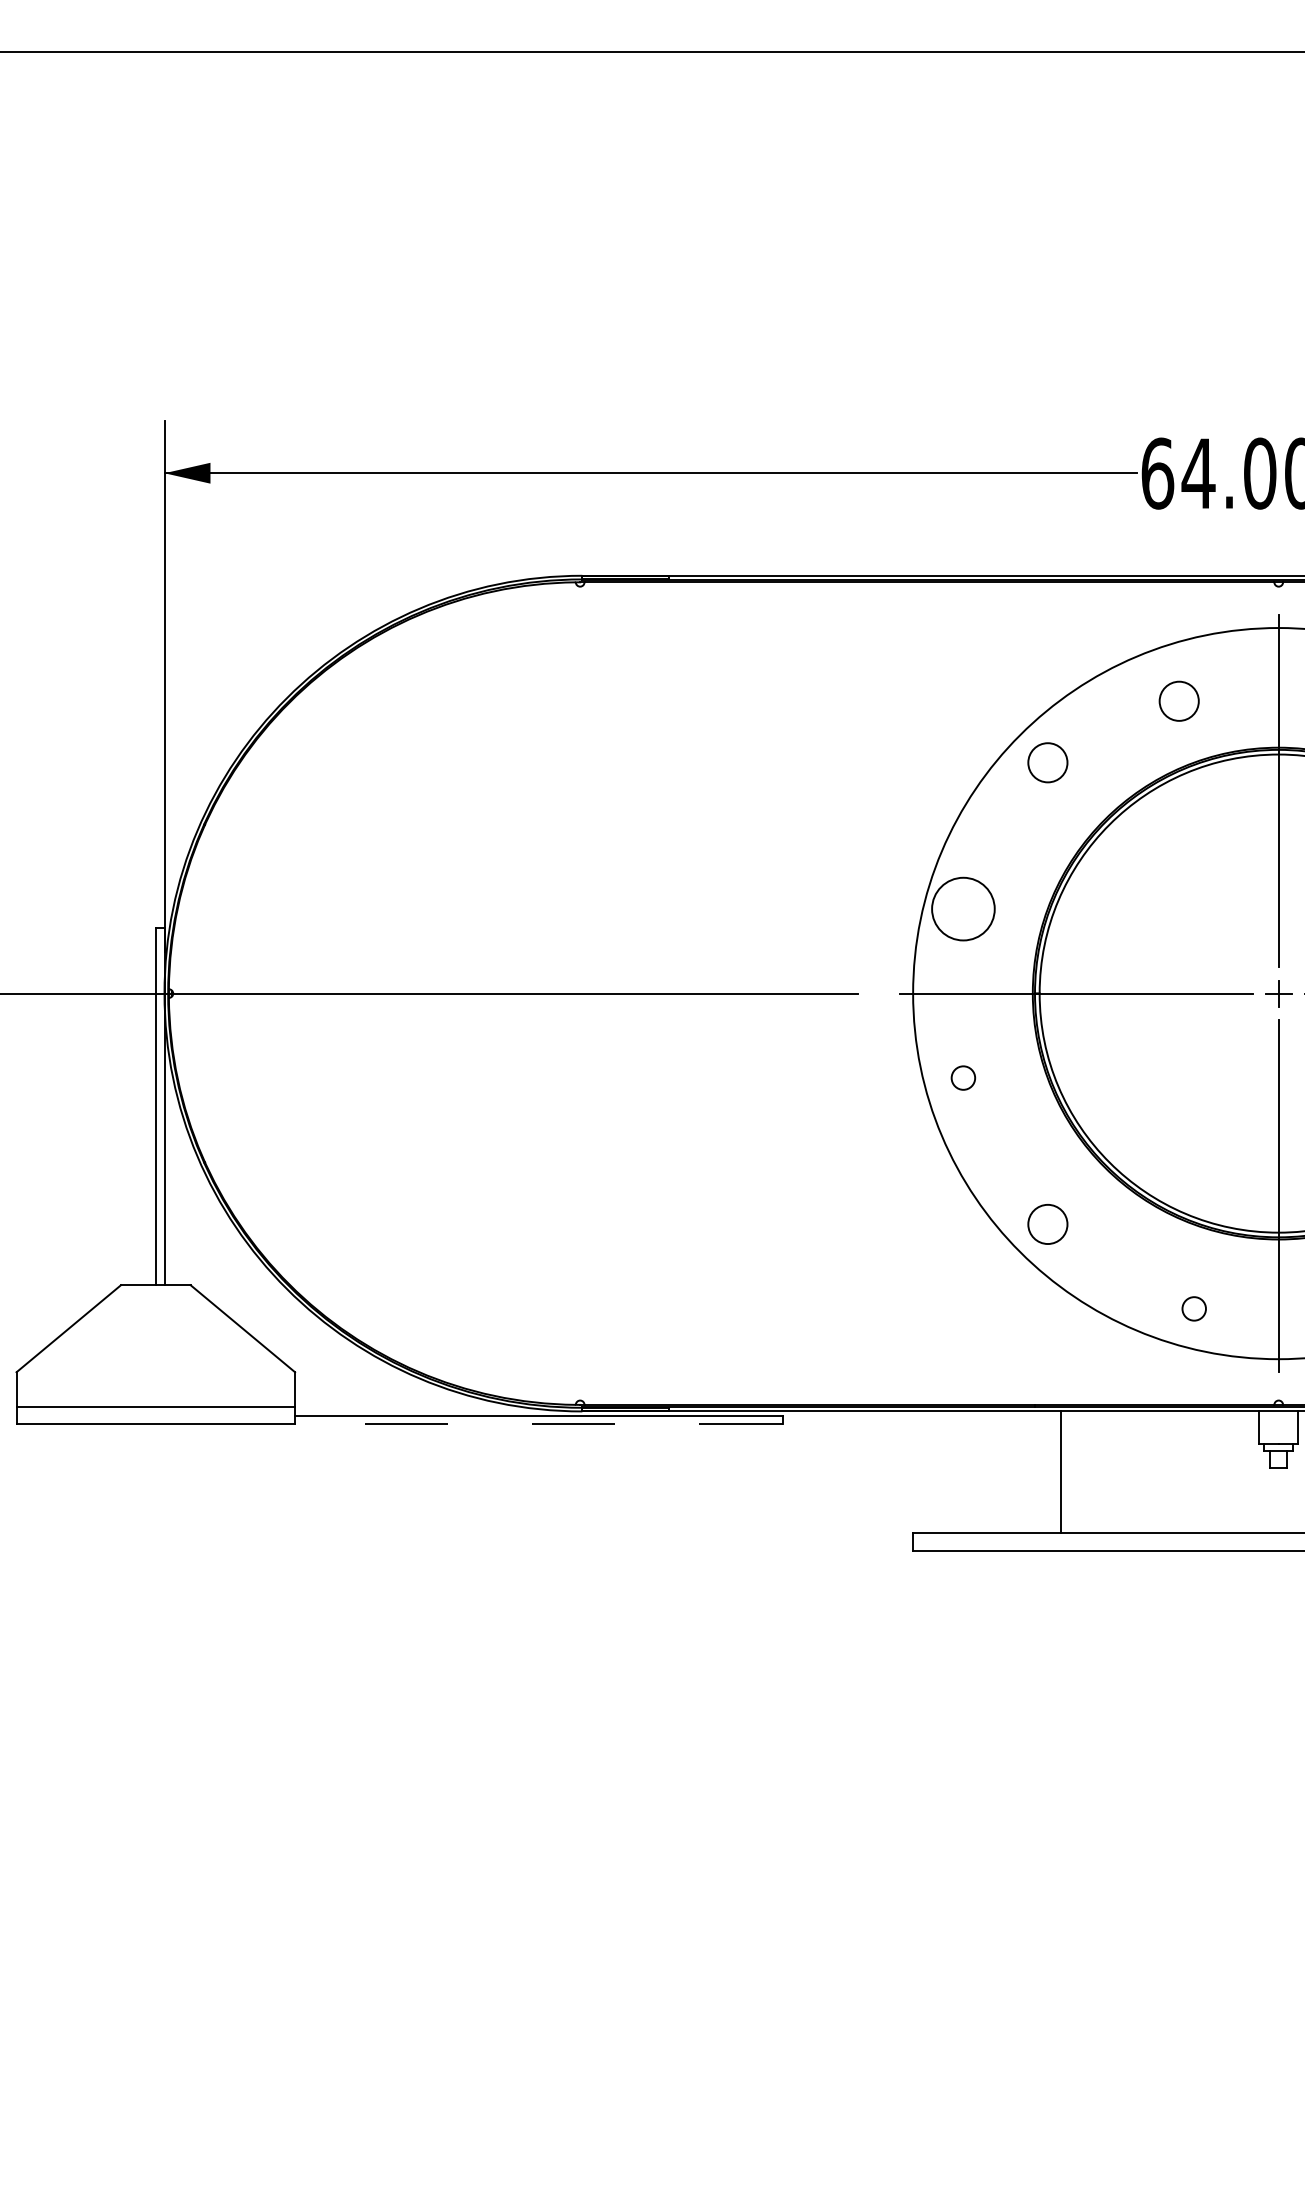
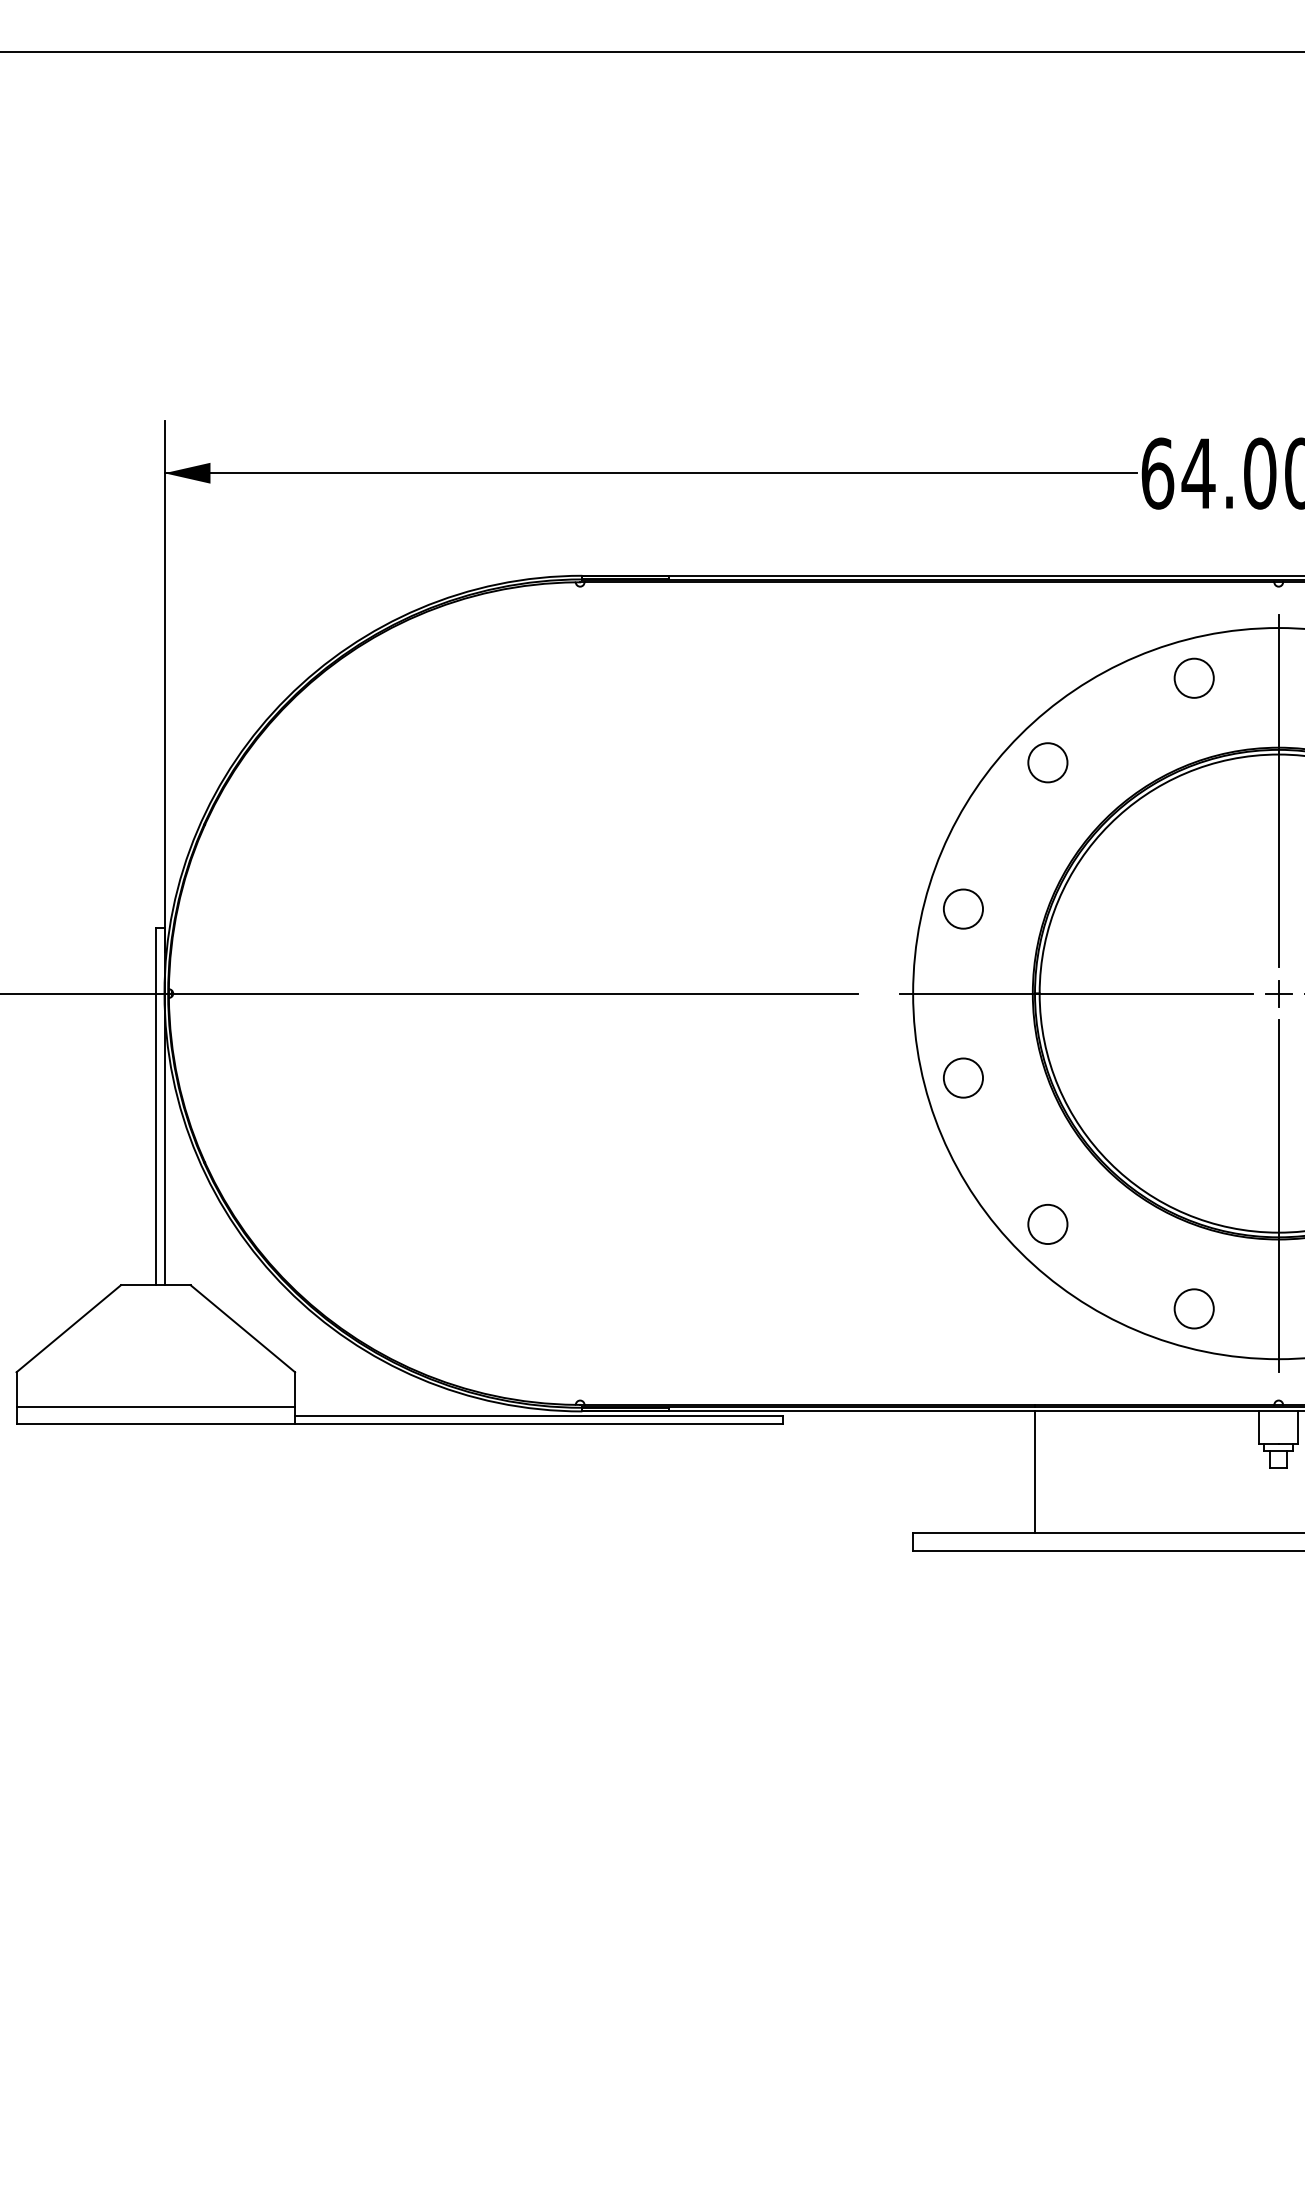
circle position: (1178, 700) -> (1193, 677) (1193, 677)
circle diameter: 63 px -> 39 px (963, 908)
circle diameter: 24 px -> 39 px (963, 1077)
circle diameter: 24 px -> 39 px (1193, 1308)
line: dashed -> solid (538, 1424)
line position: (1060, 1472) -> (1034, 1472) (1034, 1472)
